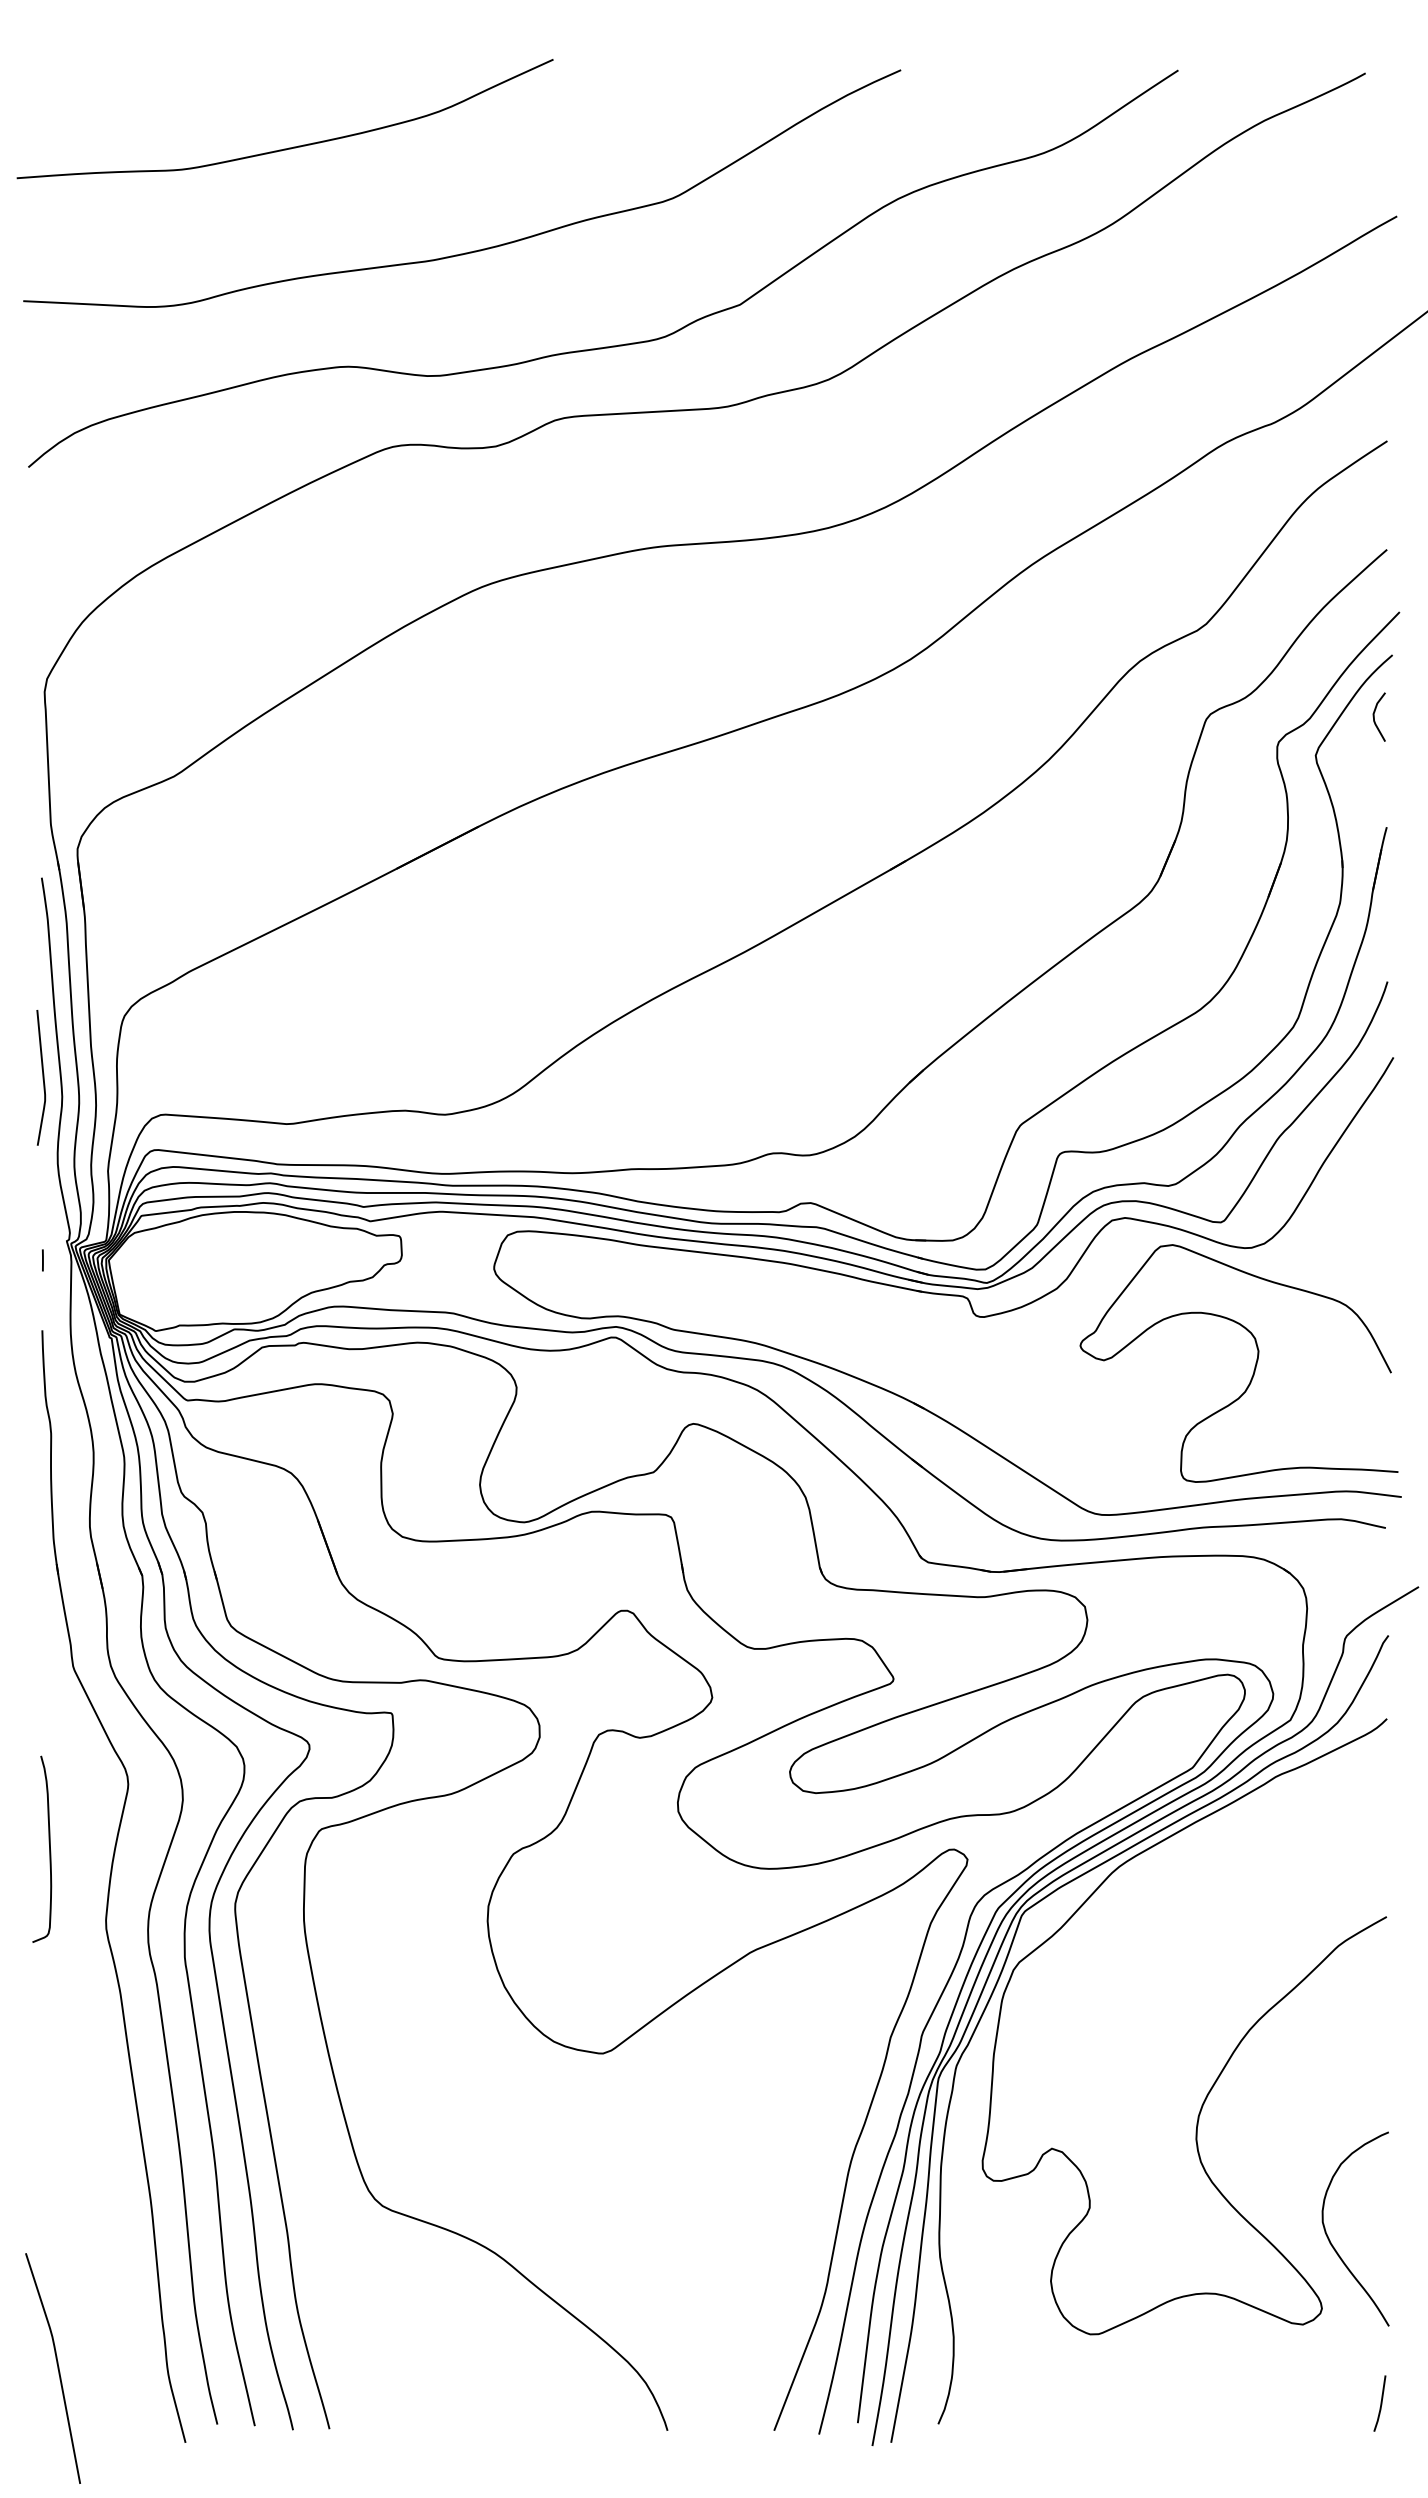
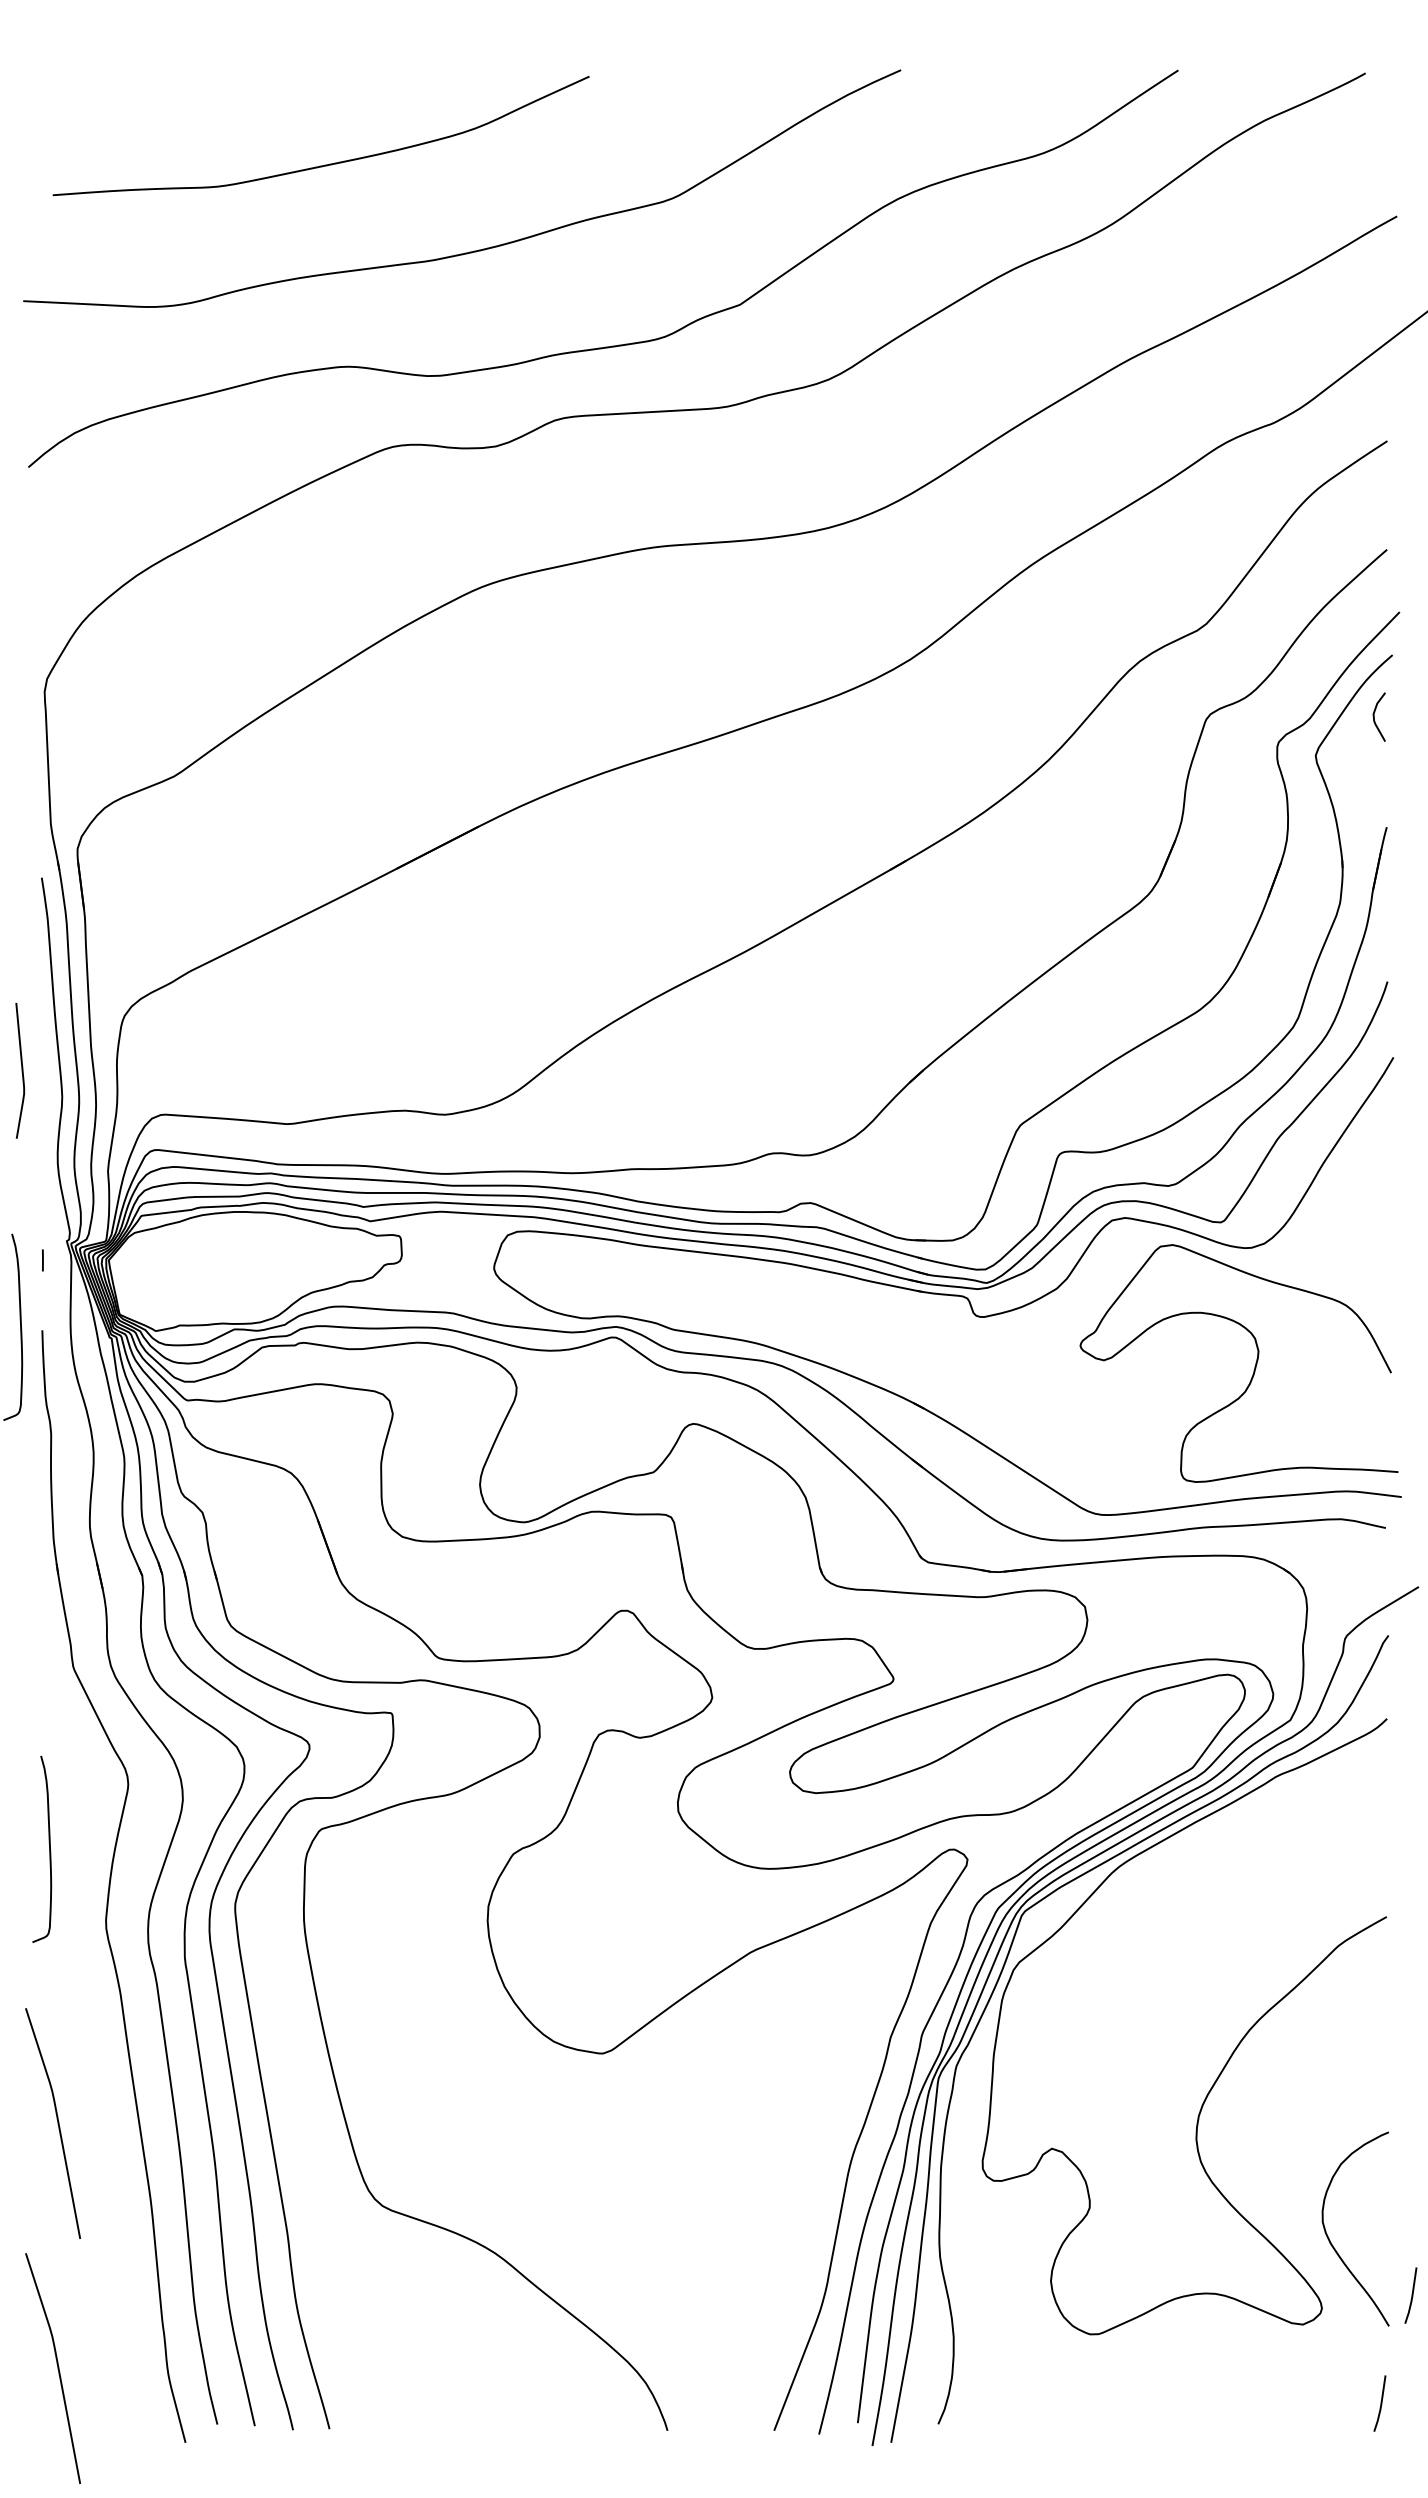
curve position: (288, 147) -> (324, 164) (324, 164)
curve position: (42, 1077) -> (21, 1070) (21, 1070)
curve: none -> present (20, 1326)
curve: none -> present (57, 2123)
line: none -> present (1411, 2295)
